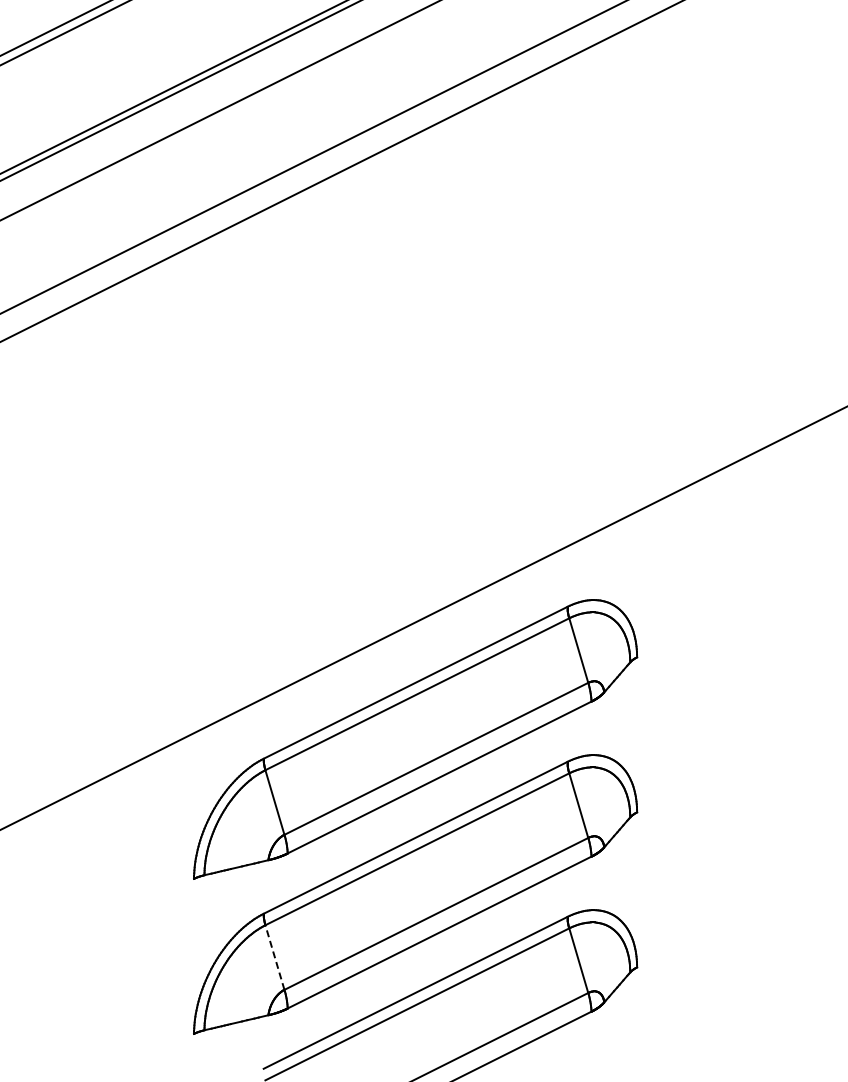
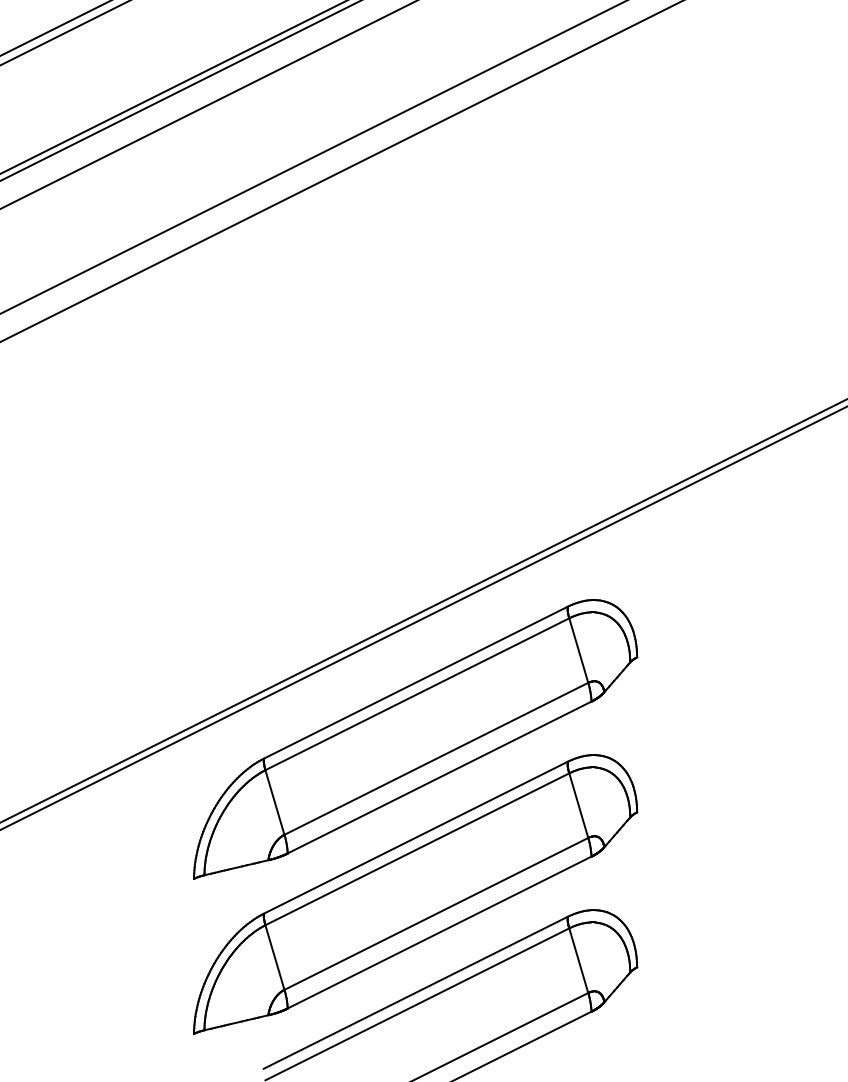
line position: (219, 110) -> (208, 104) (208, 104)
line: none -> present (423, 610)
line: dashed -> solid (274, 957)
